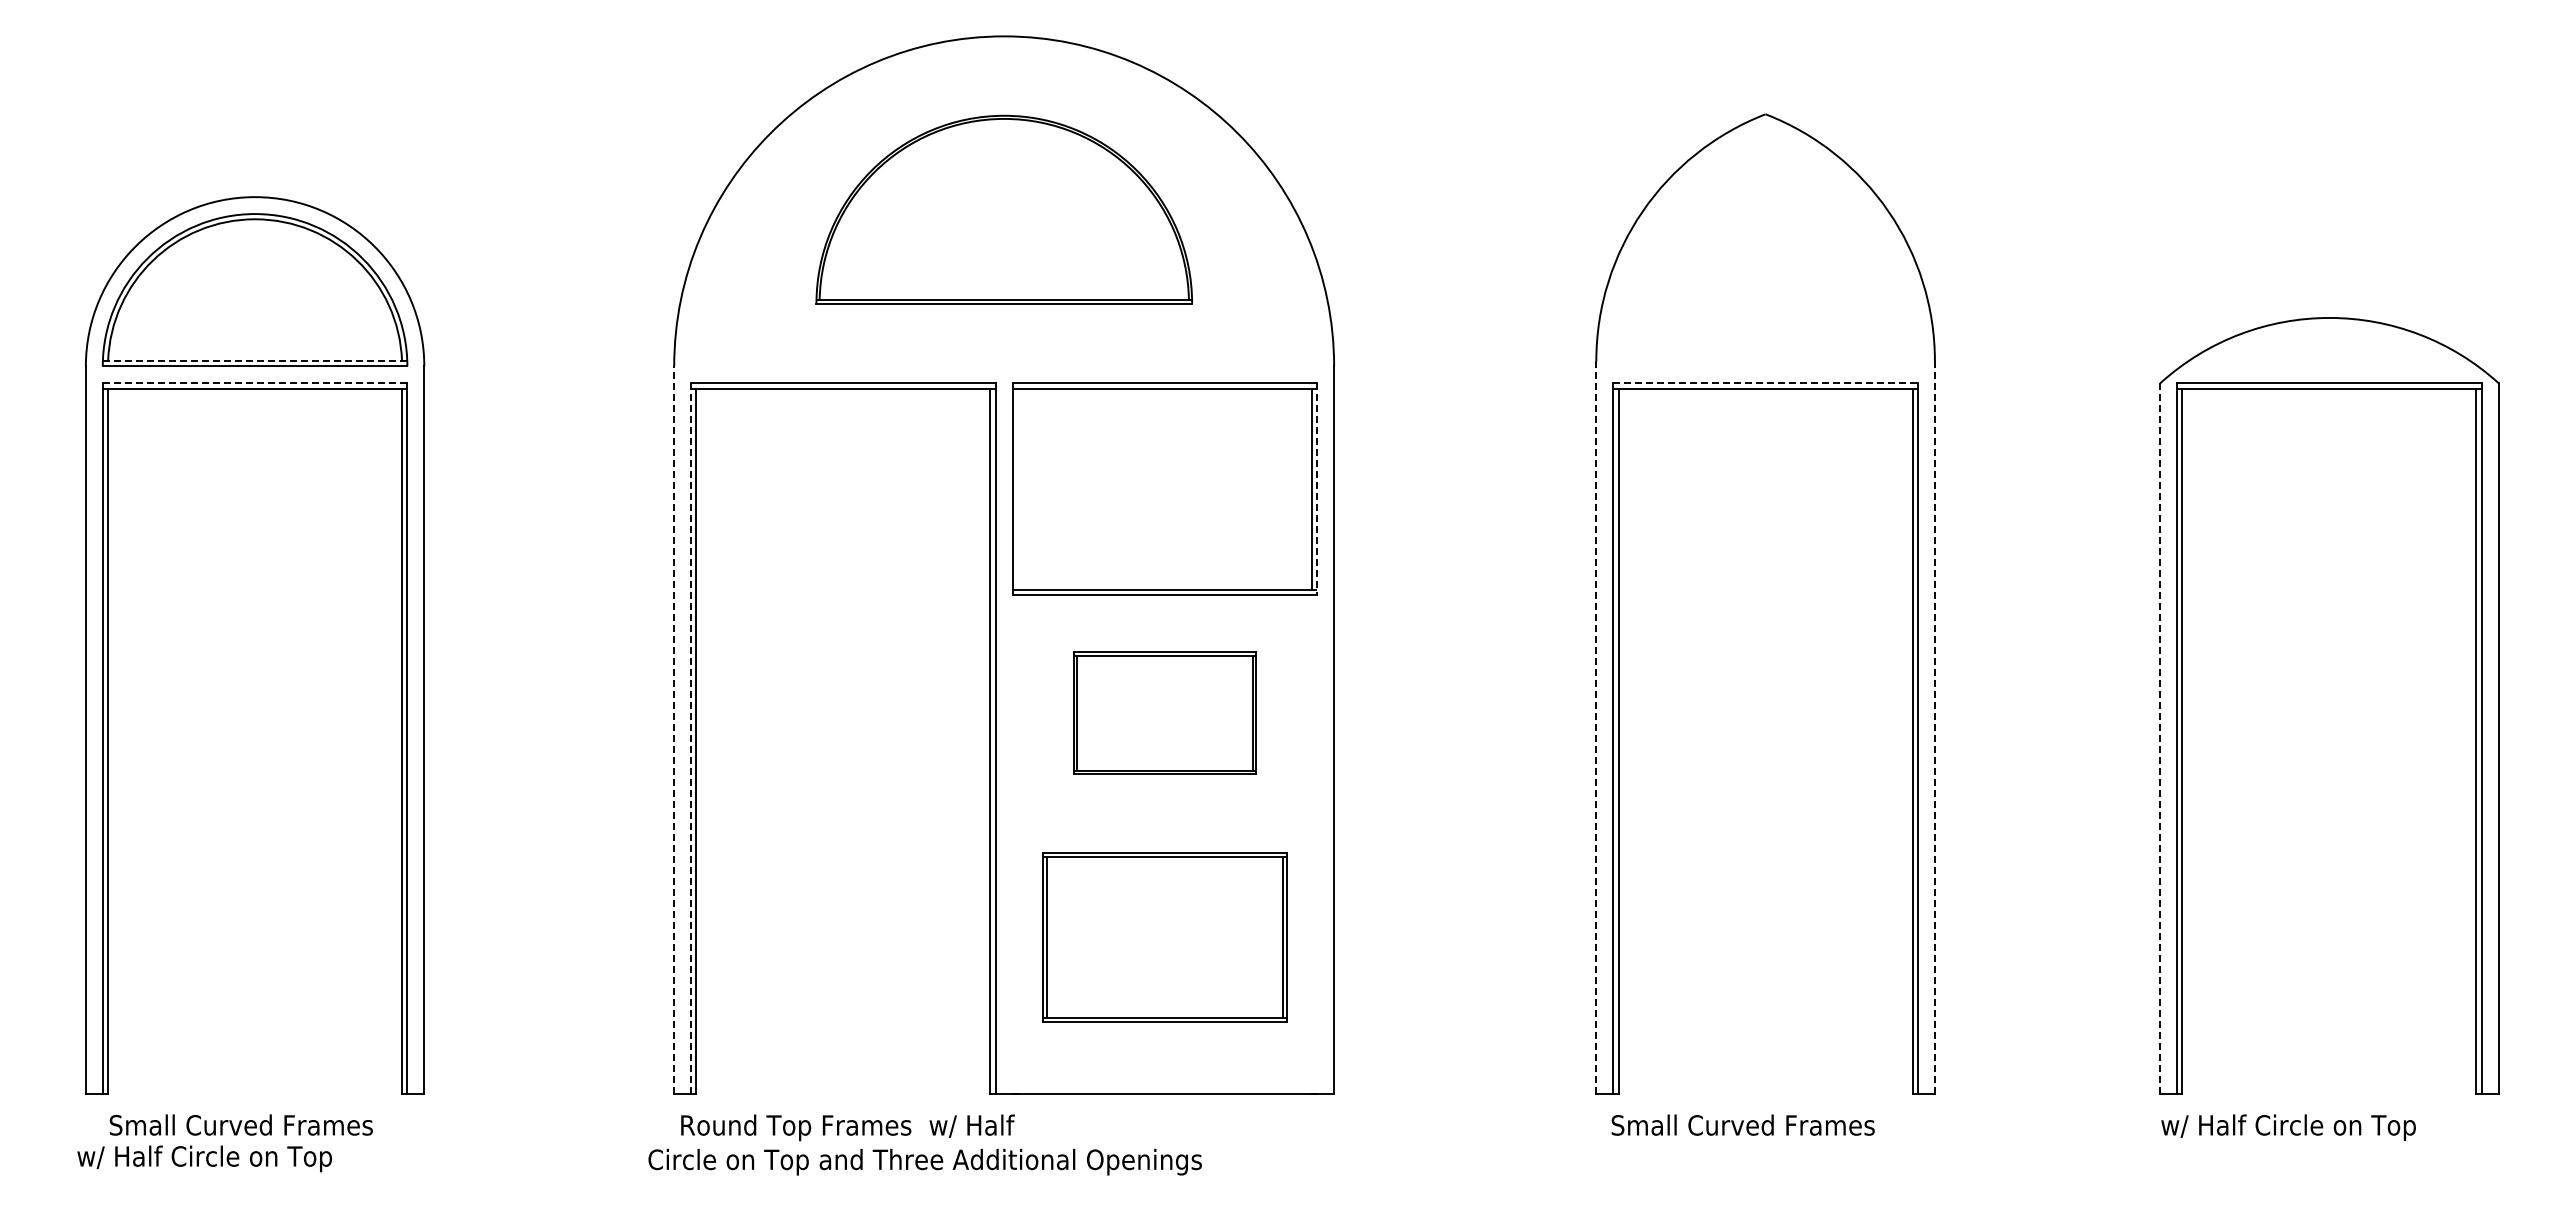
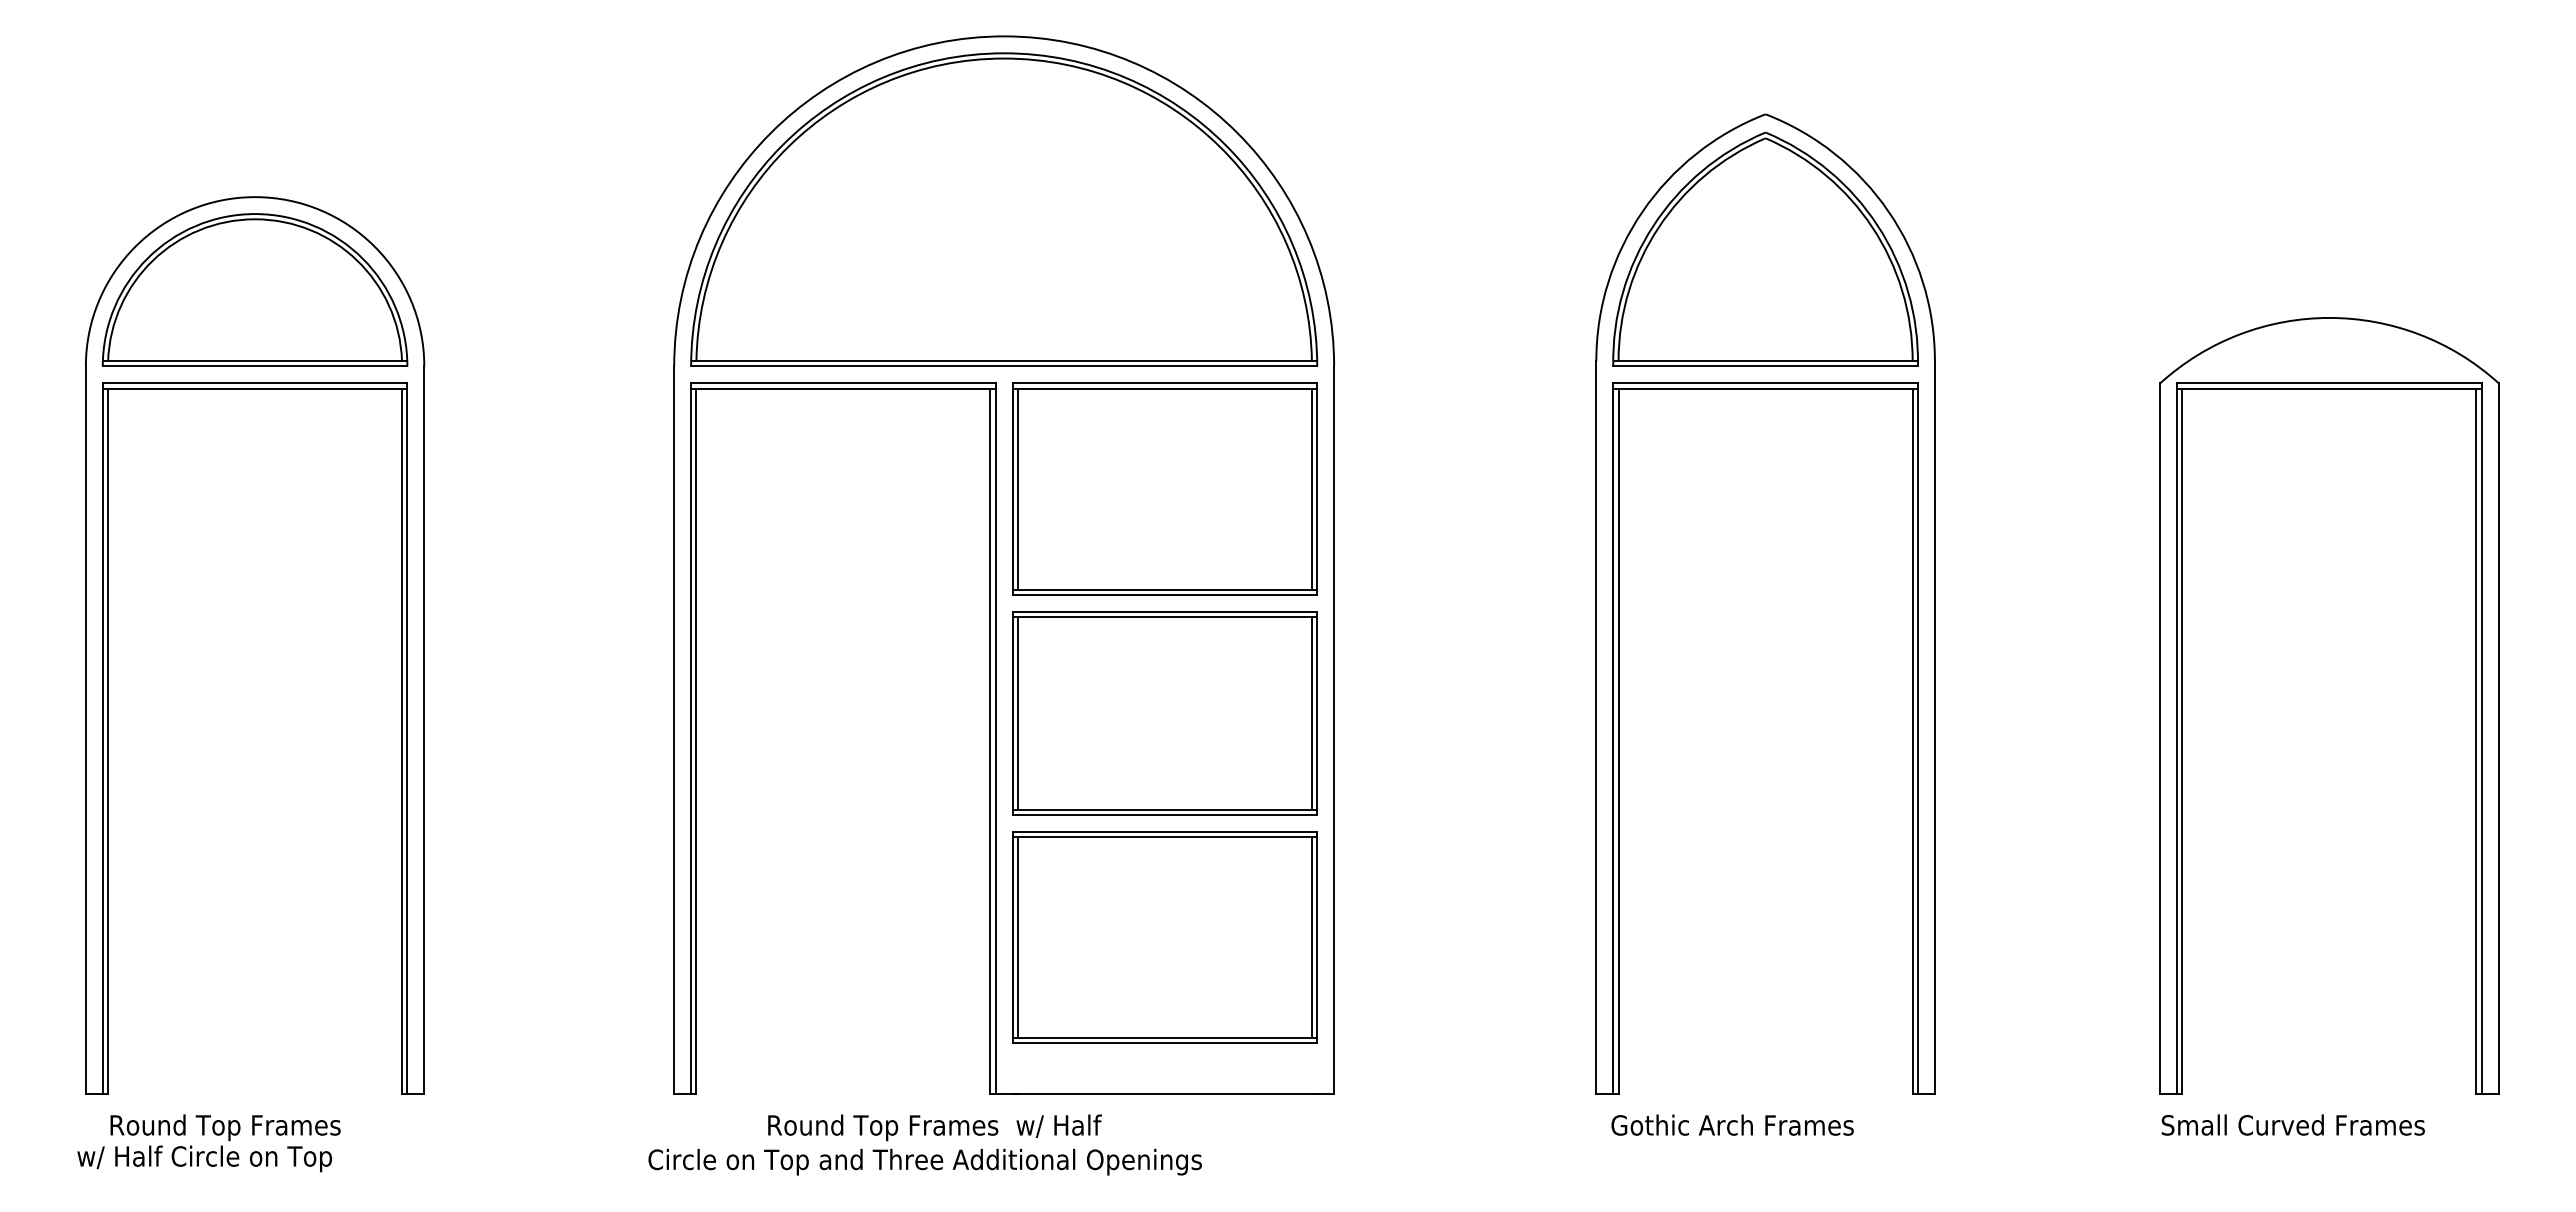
part size: 378x191 px -> 629x315 px (1004, 209)
part: none -> present (1765, 248)
line: dashed -> solid (255, 361)
line: dashed -> solid (255, 383)
line: dashed -> solid (1766, 383)
line: none -> present (1017, 488)
line: dashed -> solid (1317, 489)
part size: 184x124 px -> 306x205 px (1164, 713)
line: dashed -> solid (1596, 727)
line: dashed -> solid (1934, 728)
line: dashed -> solid (674, 730)
line: dashed -> solid (691, 738)
line: dashed -> solid (2160, 738)
part size: 246x171 px -> 306x213 px (1164, 937)
text: Small Curved Frames -> Gothic Arch Frames (1742, 1124)
text: Small Curved Frames -> Round Top Frames (240, 1127)
text position: (847, 1127) -> (934, 1127) (934, 1127)
text: w/ Half Circle on Top -> Small Curved Frames (2292, 1127)
